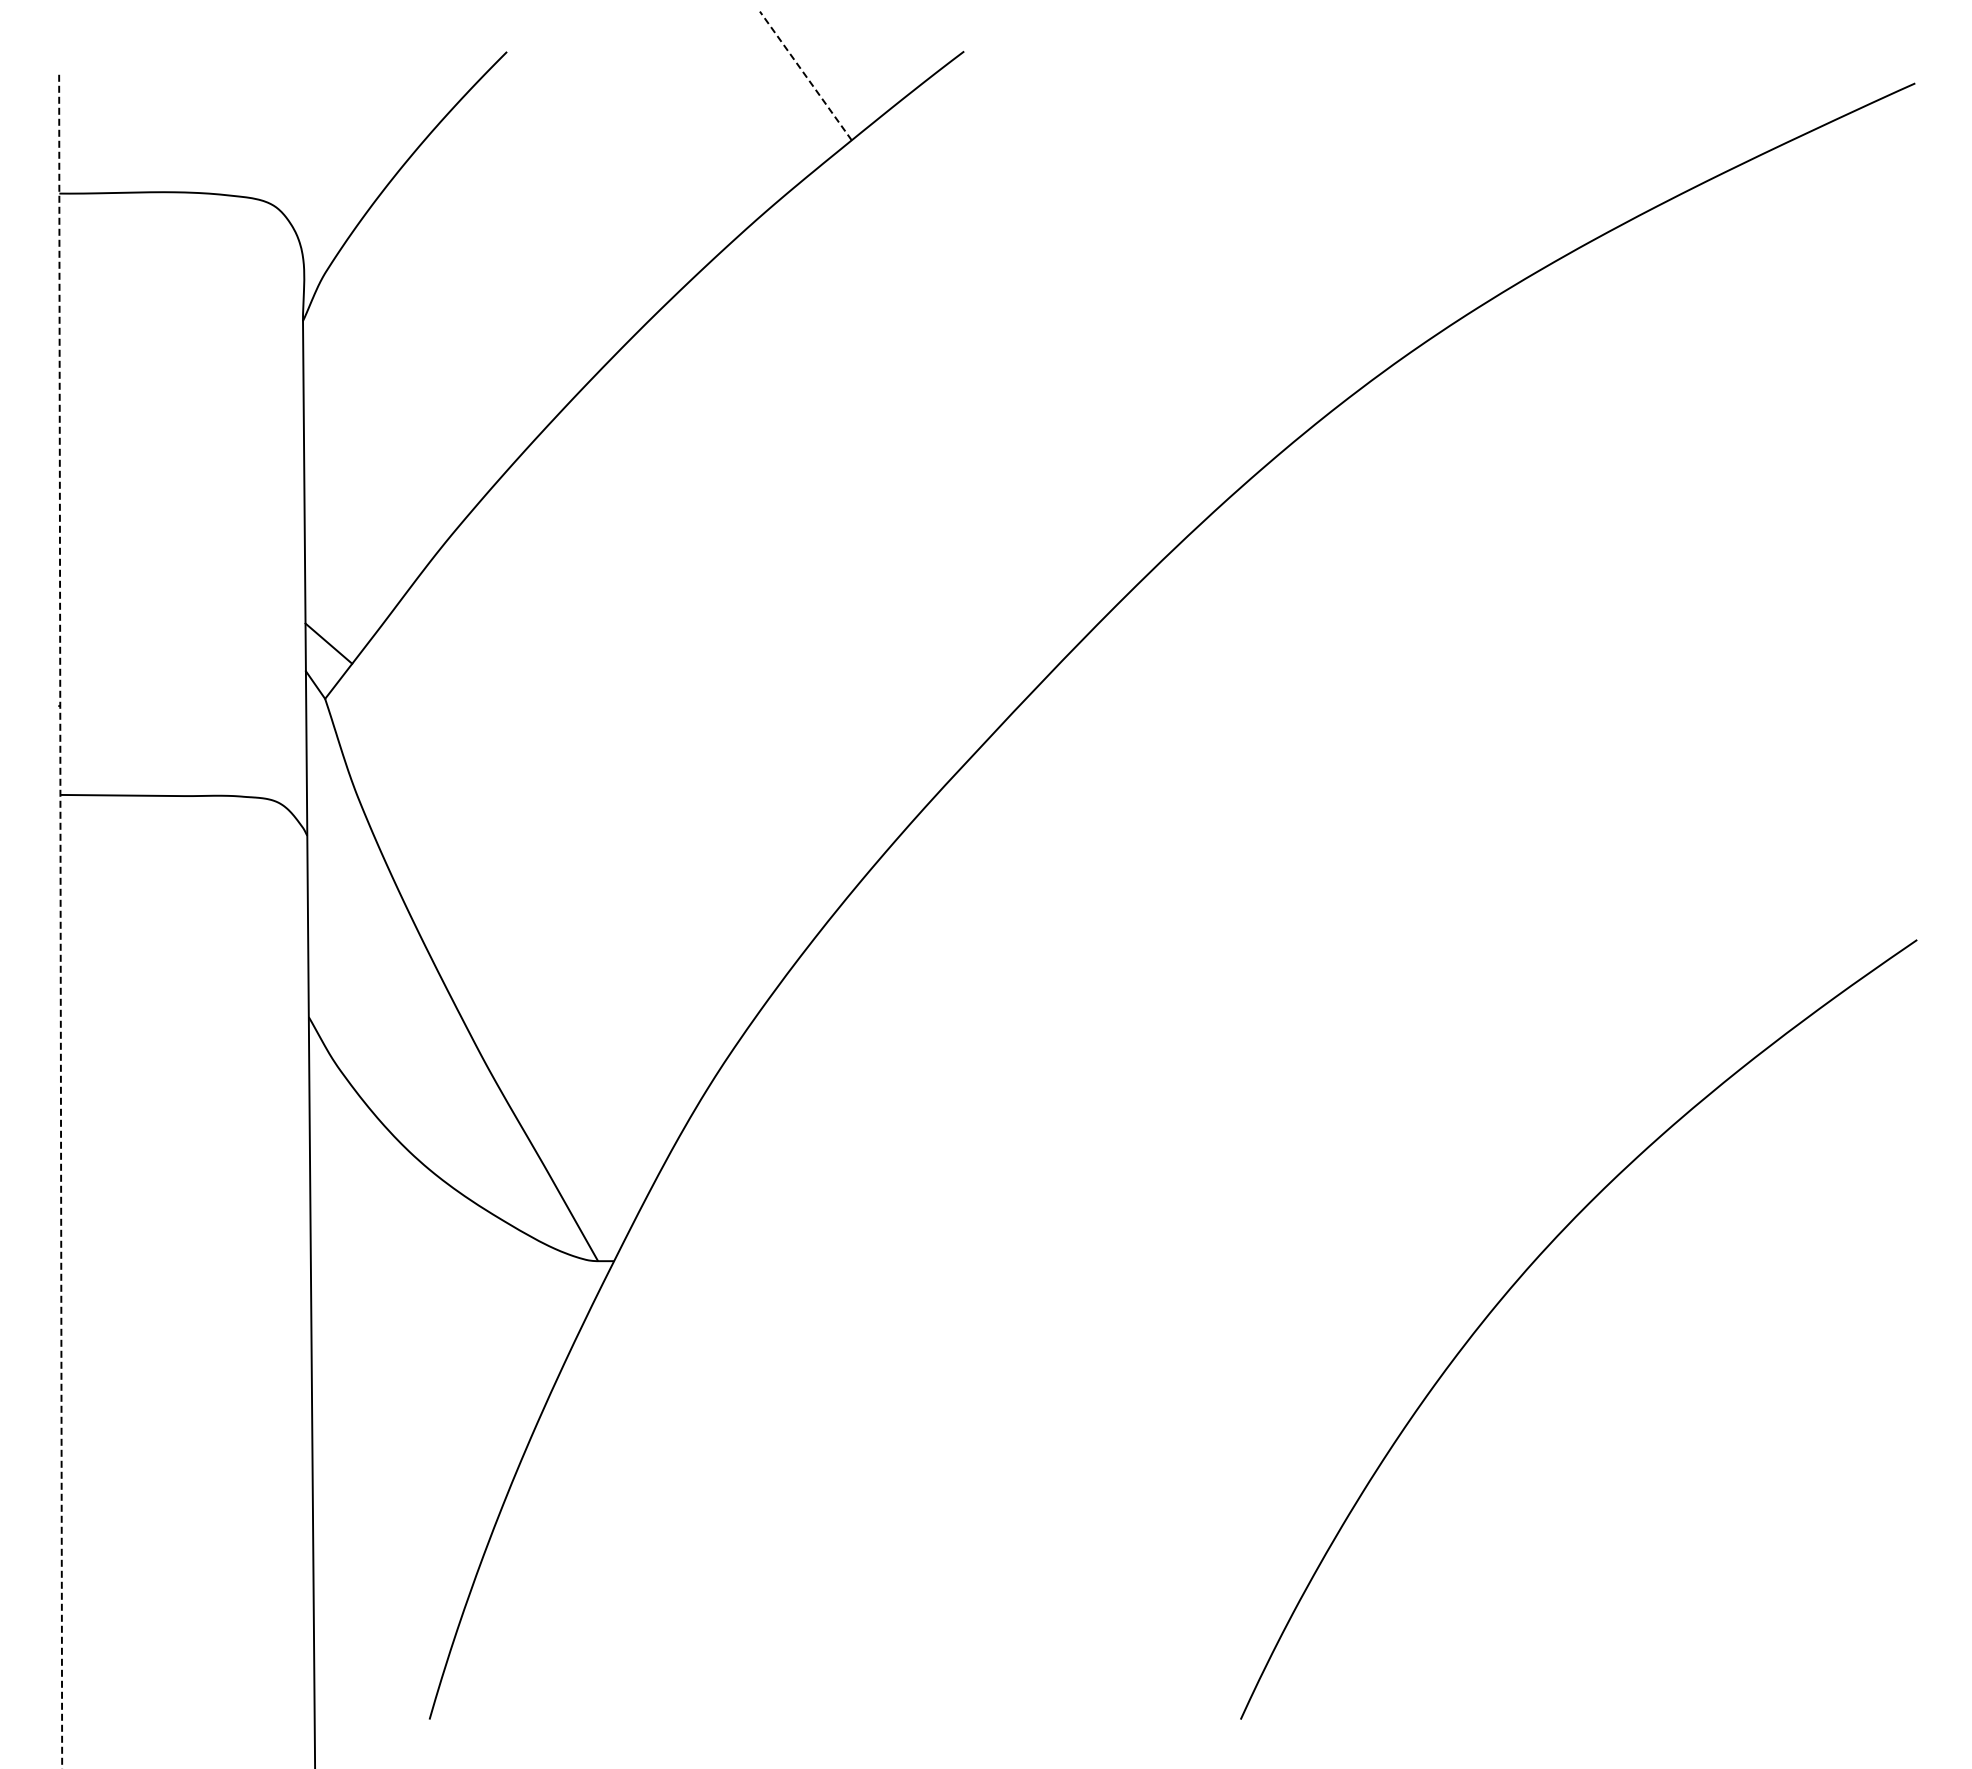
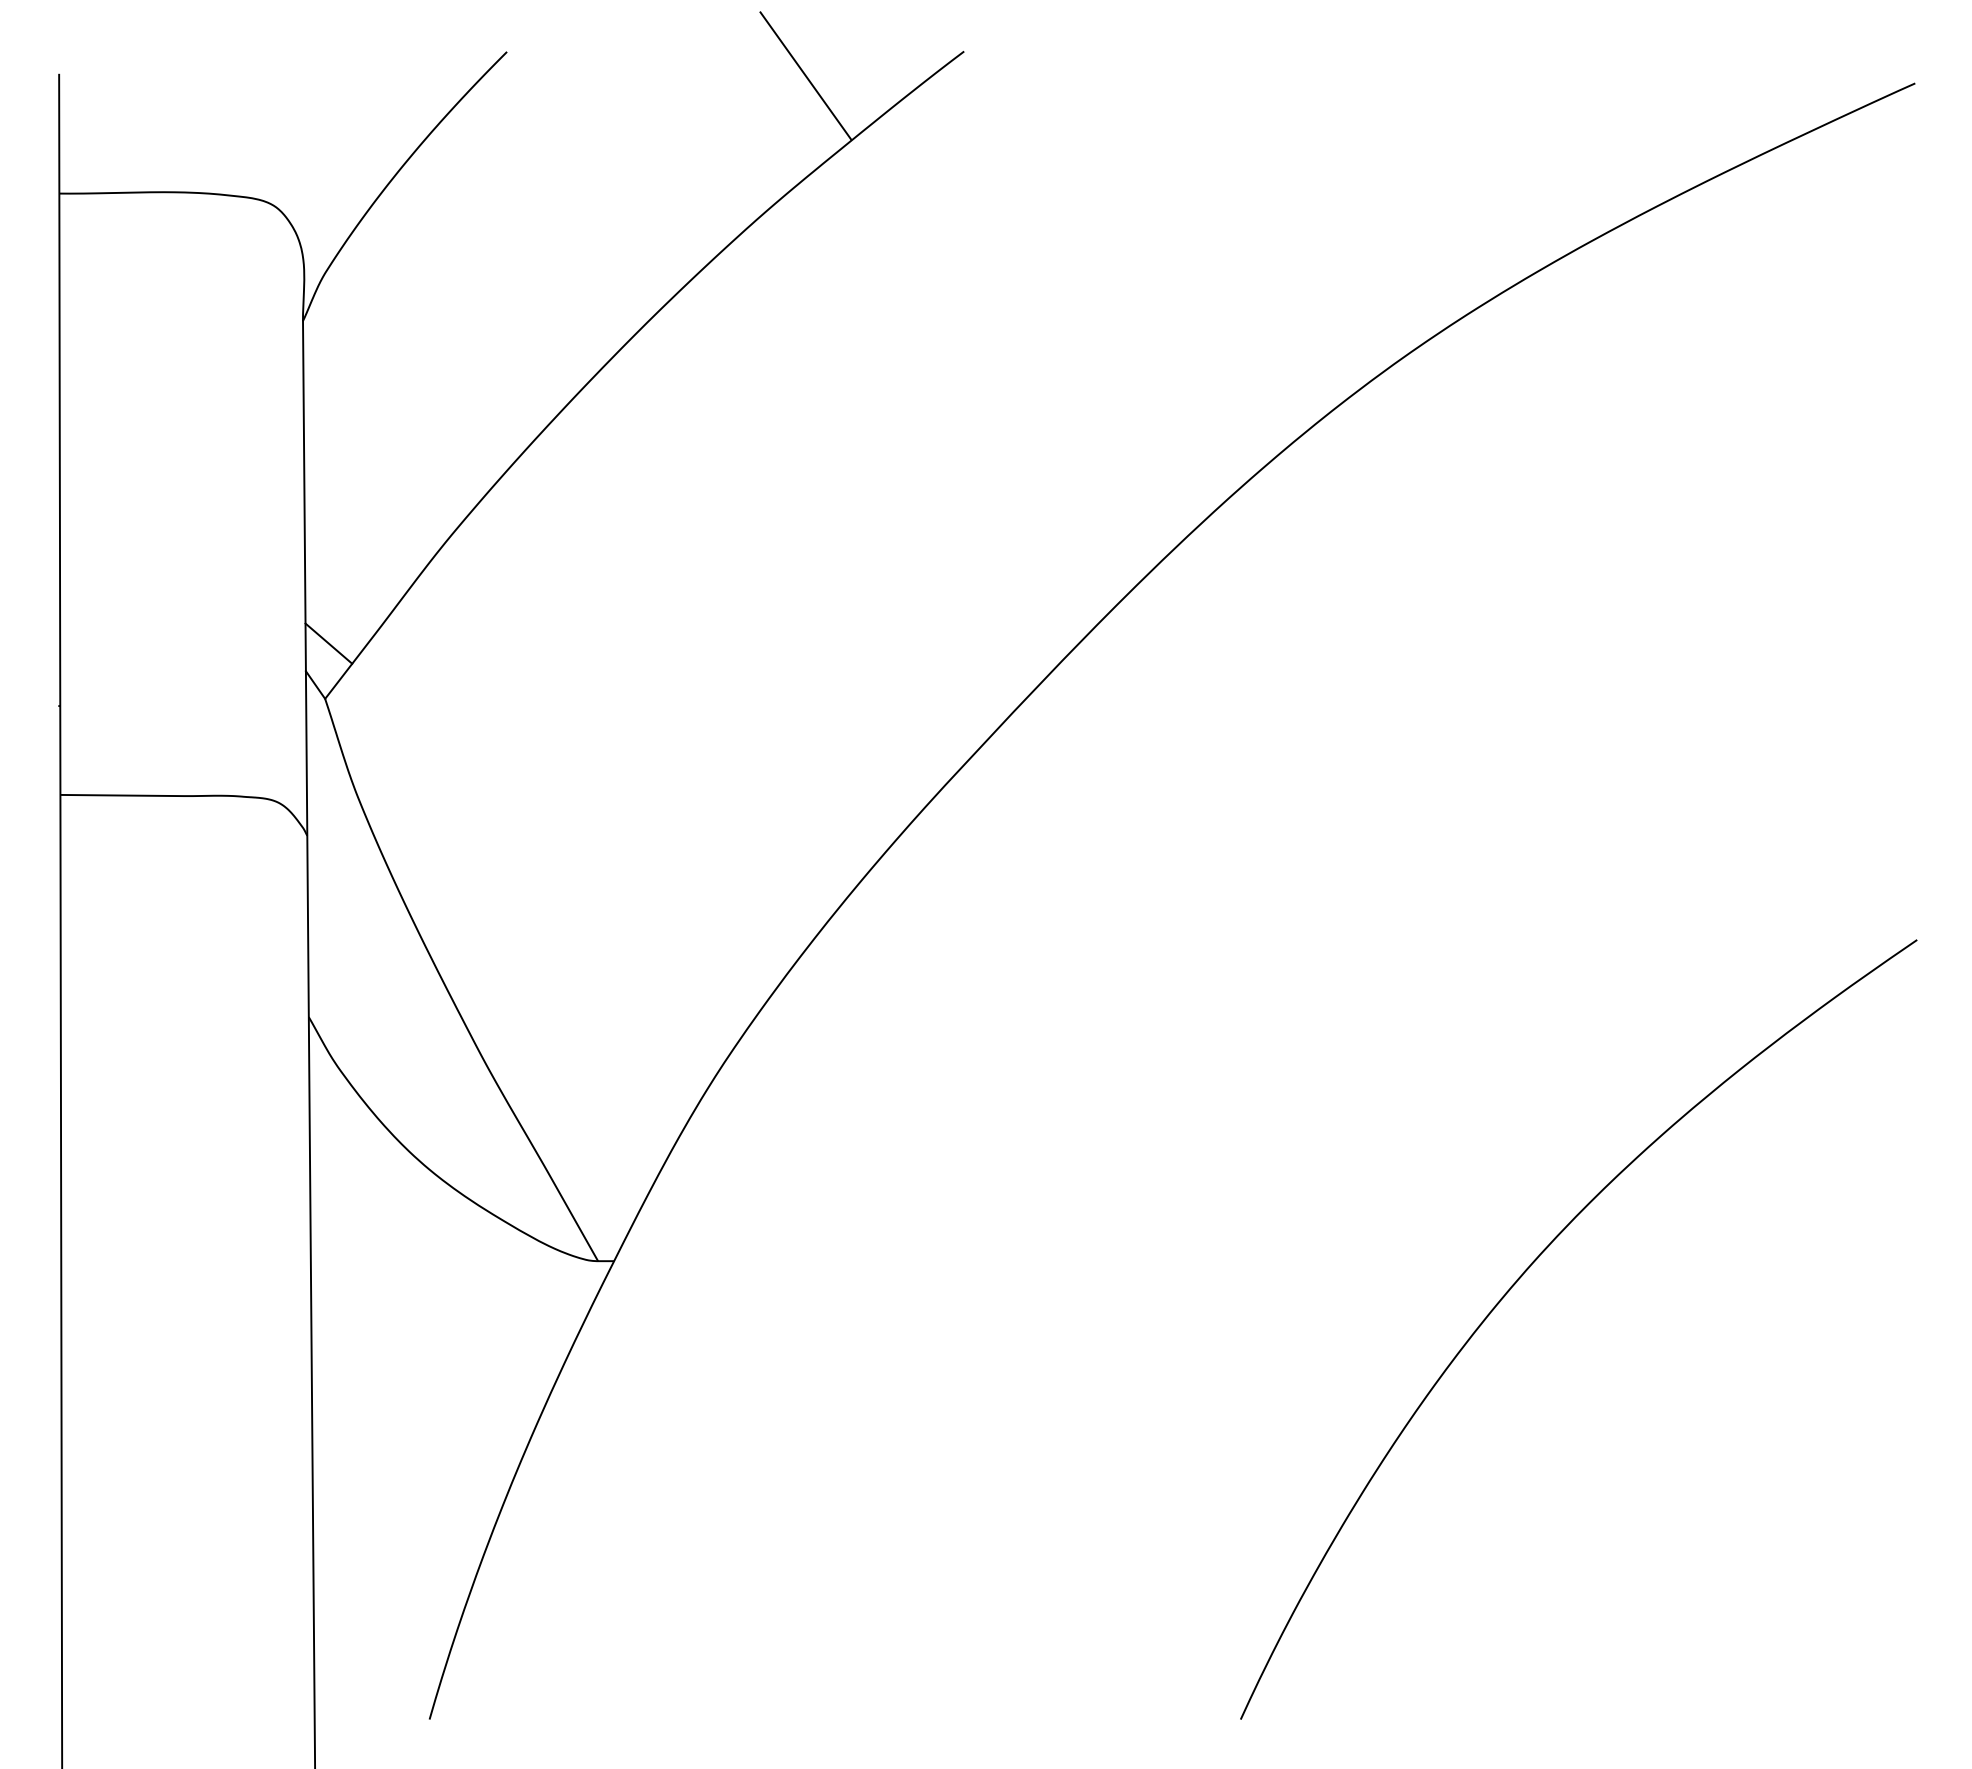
line: dashed -> solid (805, 75)
line: dashed -> solid (60, 921)
